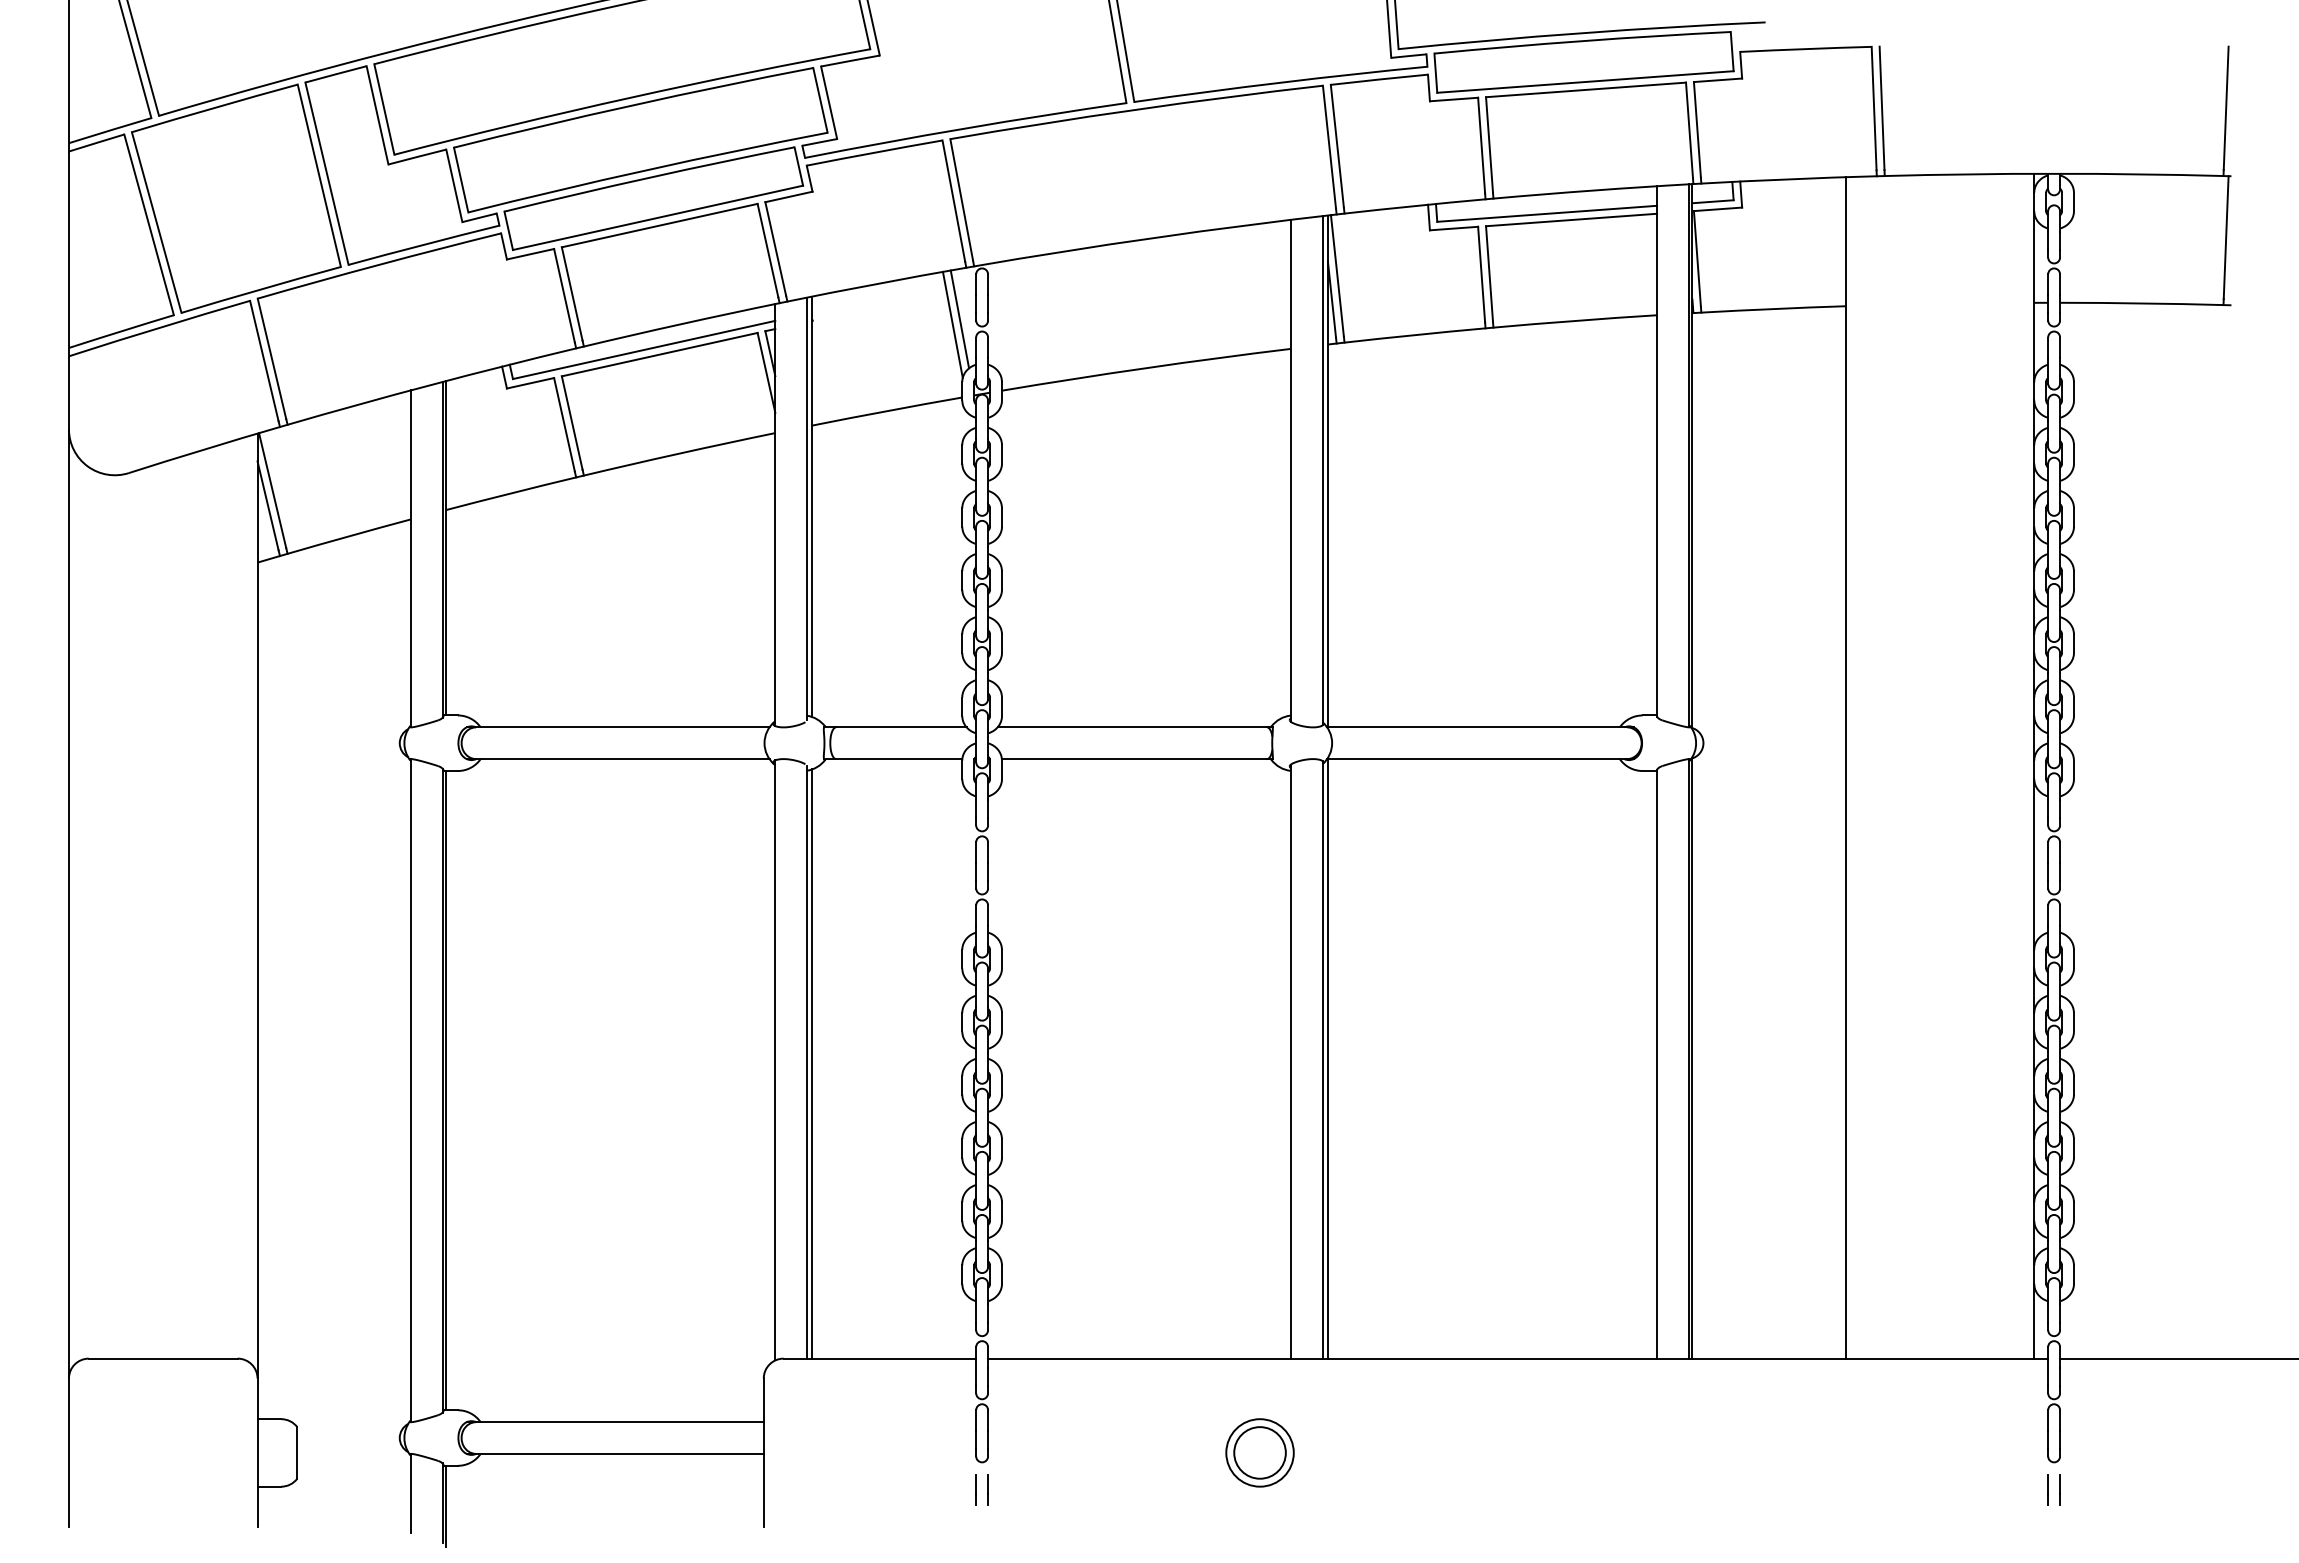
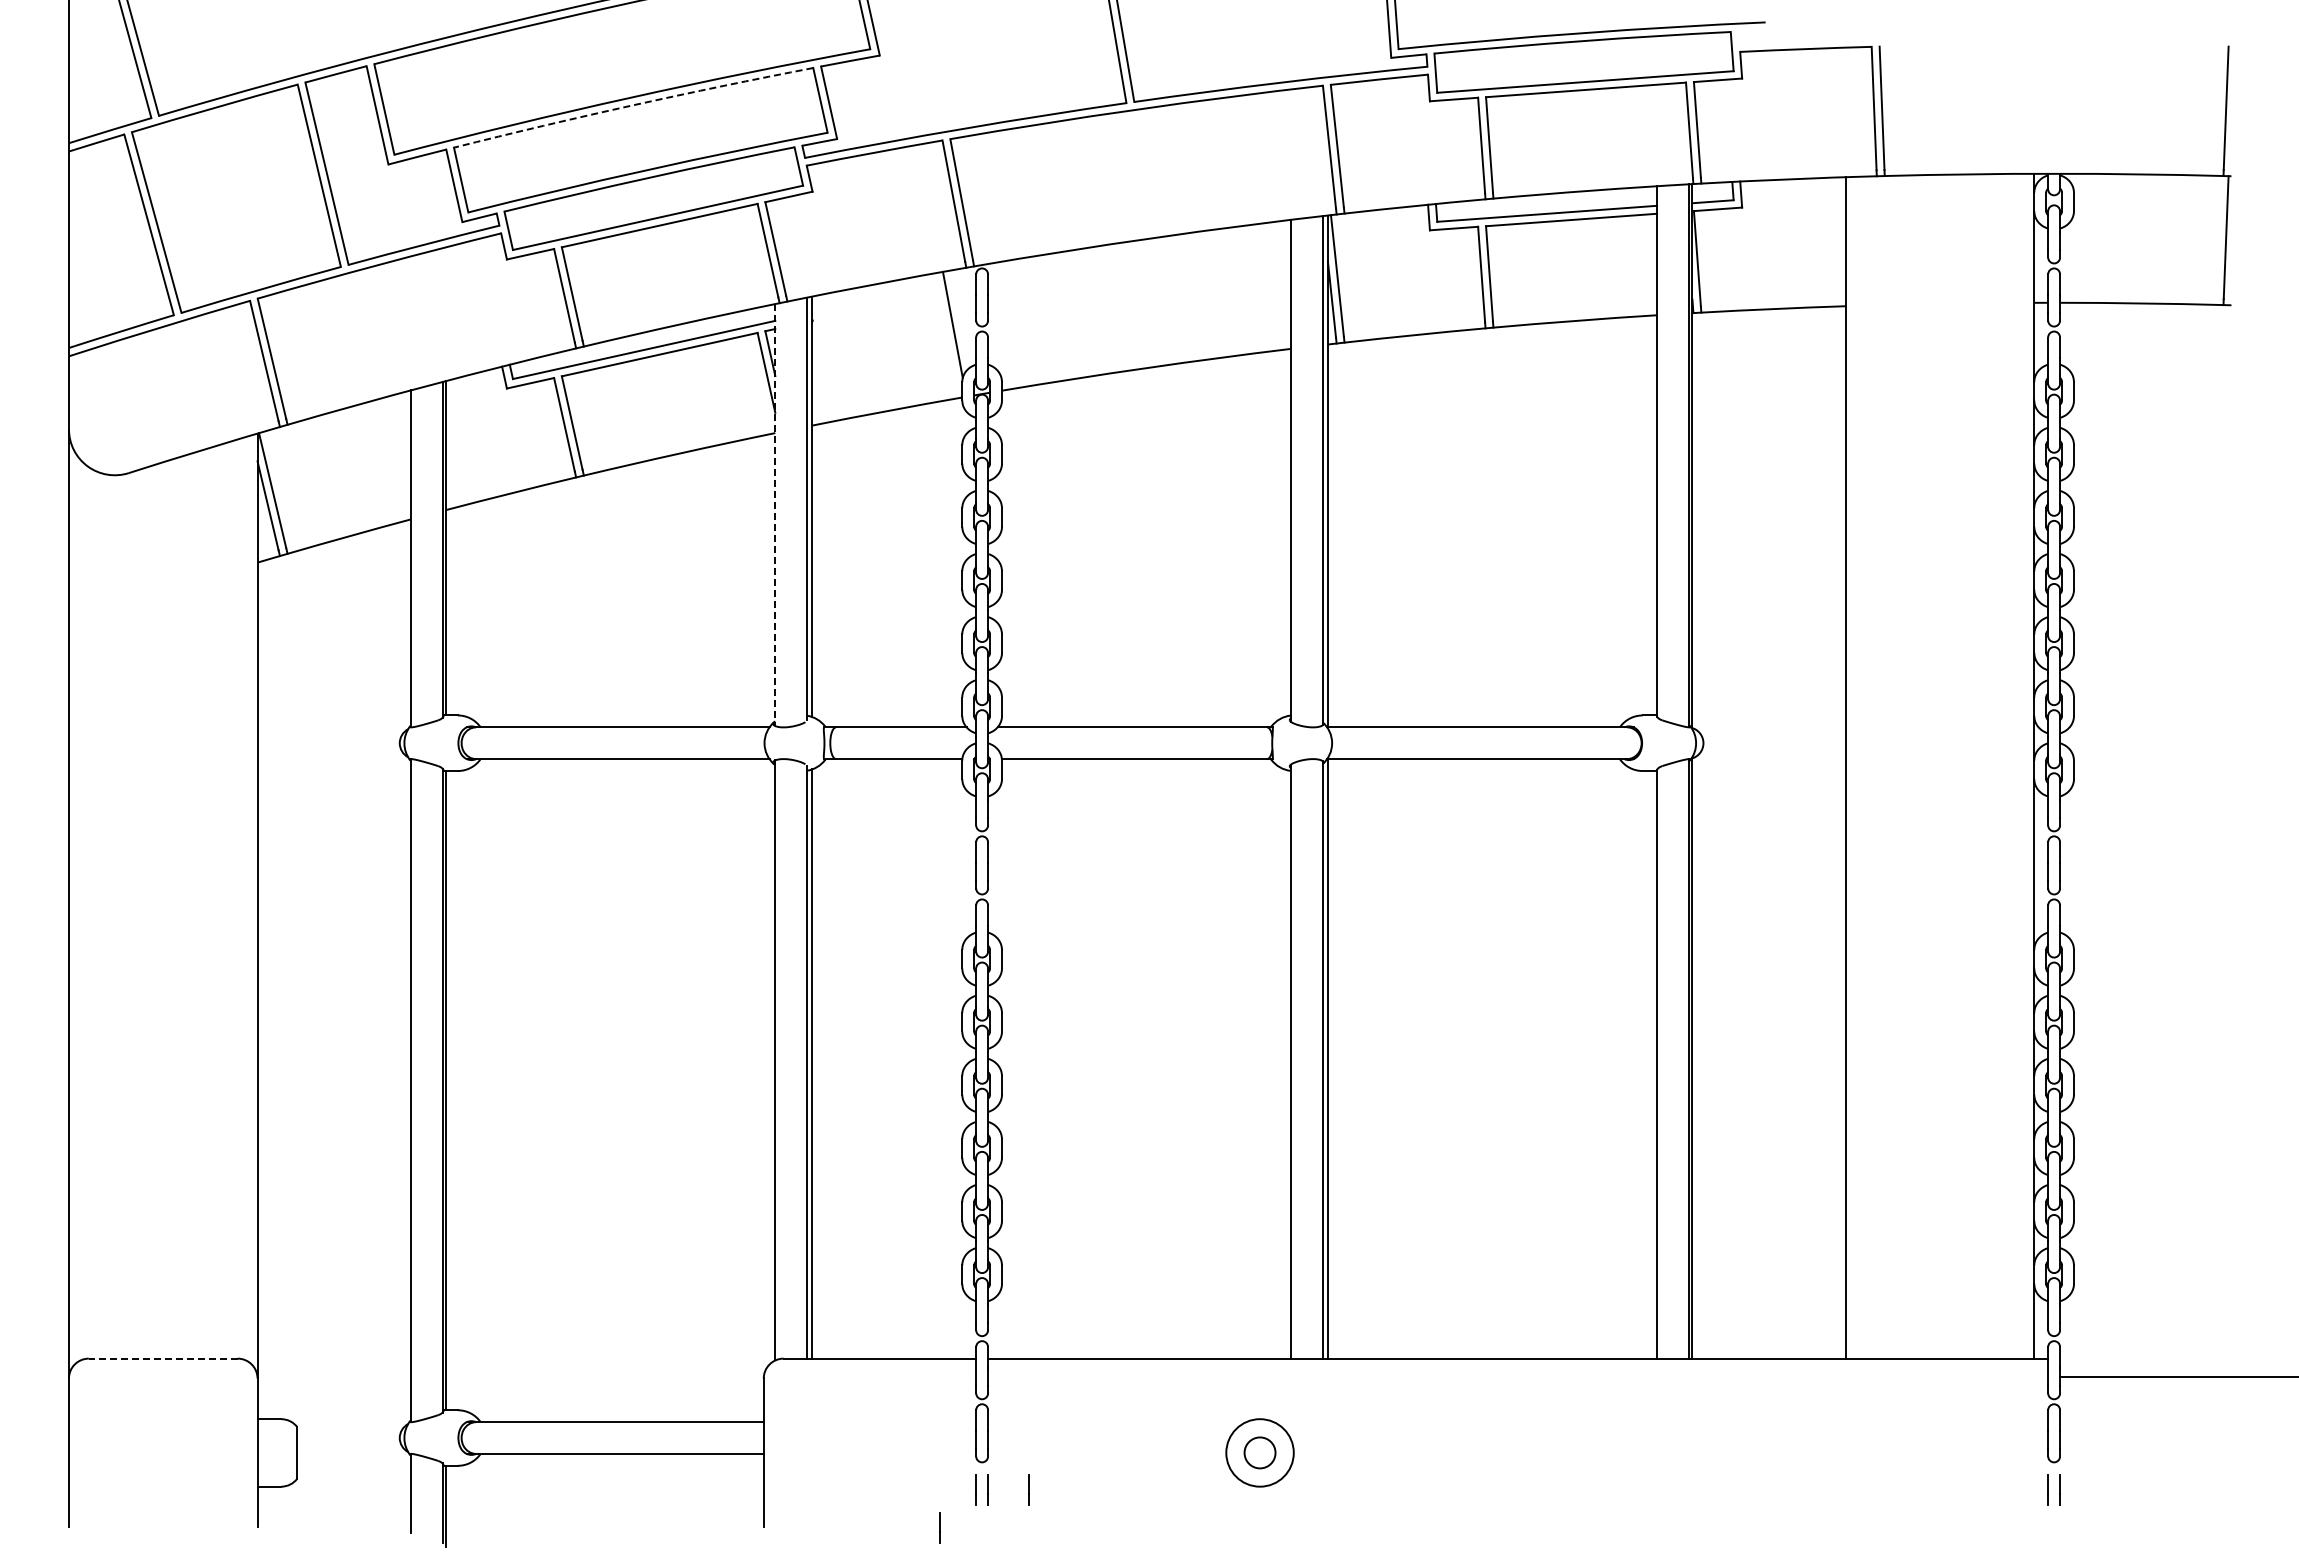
arc: solid -> dashed (633, 105)
line: present -> none (959, 319)
line: solid -> dashed (775, 515)
line: solid -> dashed (162, 1358)
line position: (2177, 1358) -> (2177, 1376) (2177, 1376)
circle diameter: 52 px -> 31 px (1259, 1452)
line: none -> present (1028, 1489)
line: none -> present (939, 1527)
